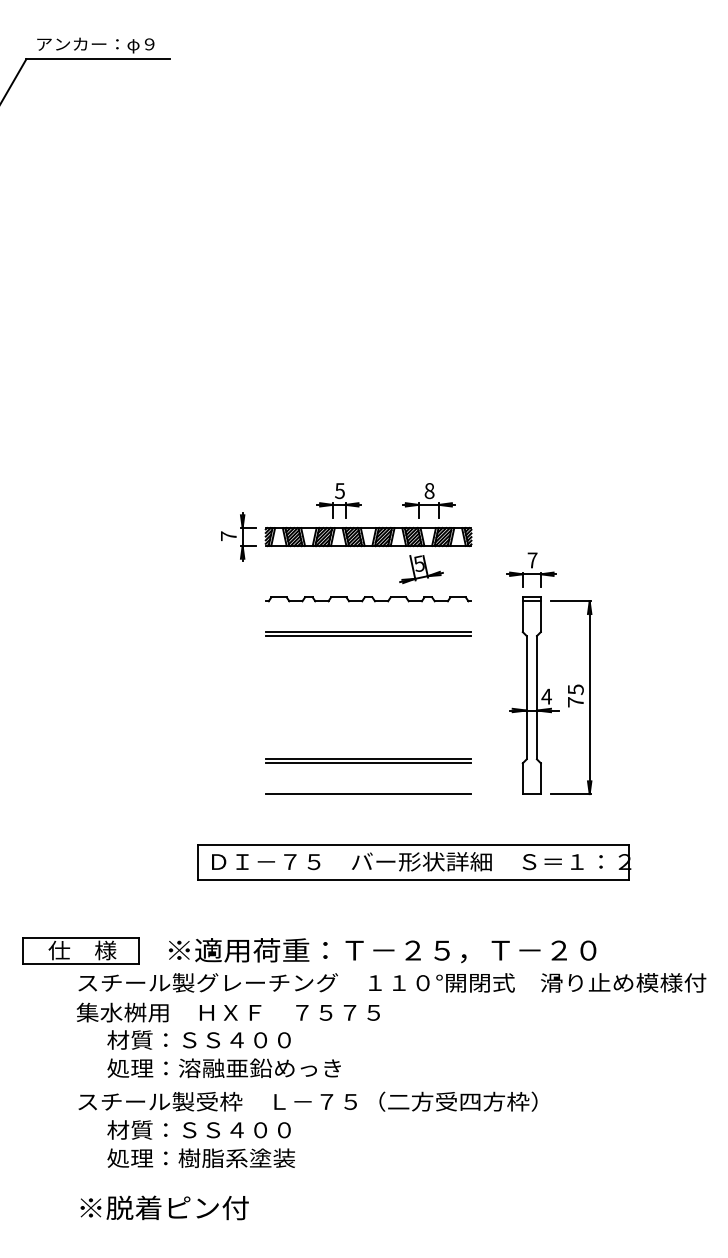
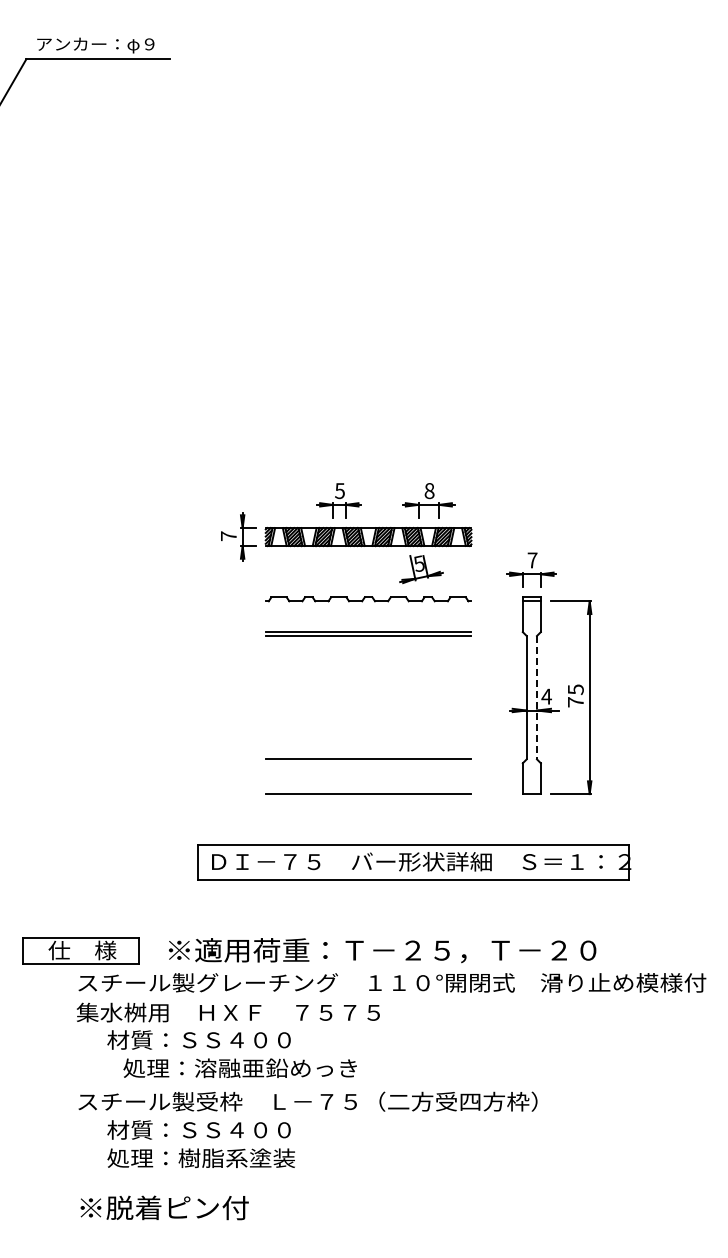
line: solid -> dashed (536, 697)
line: present -> none (368, 763)
text position: (223, 1068) -> (239, 1068) (239, 1068)
